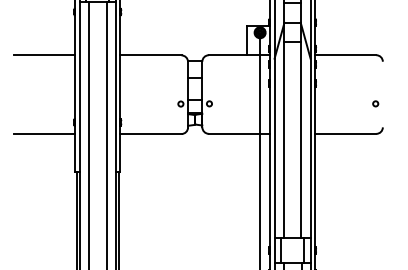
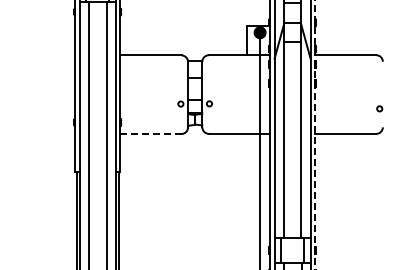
line: present -> none (44, 55)
circle position: (375, 103) -> (379, 108) (379, 108)
line: present -> none (44, 134)
line: solid -> dashed (150, 134)
line: solid -> dashed (315, 135)
